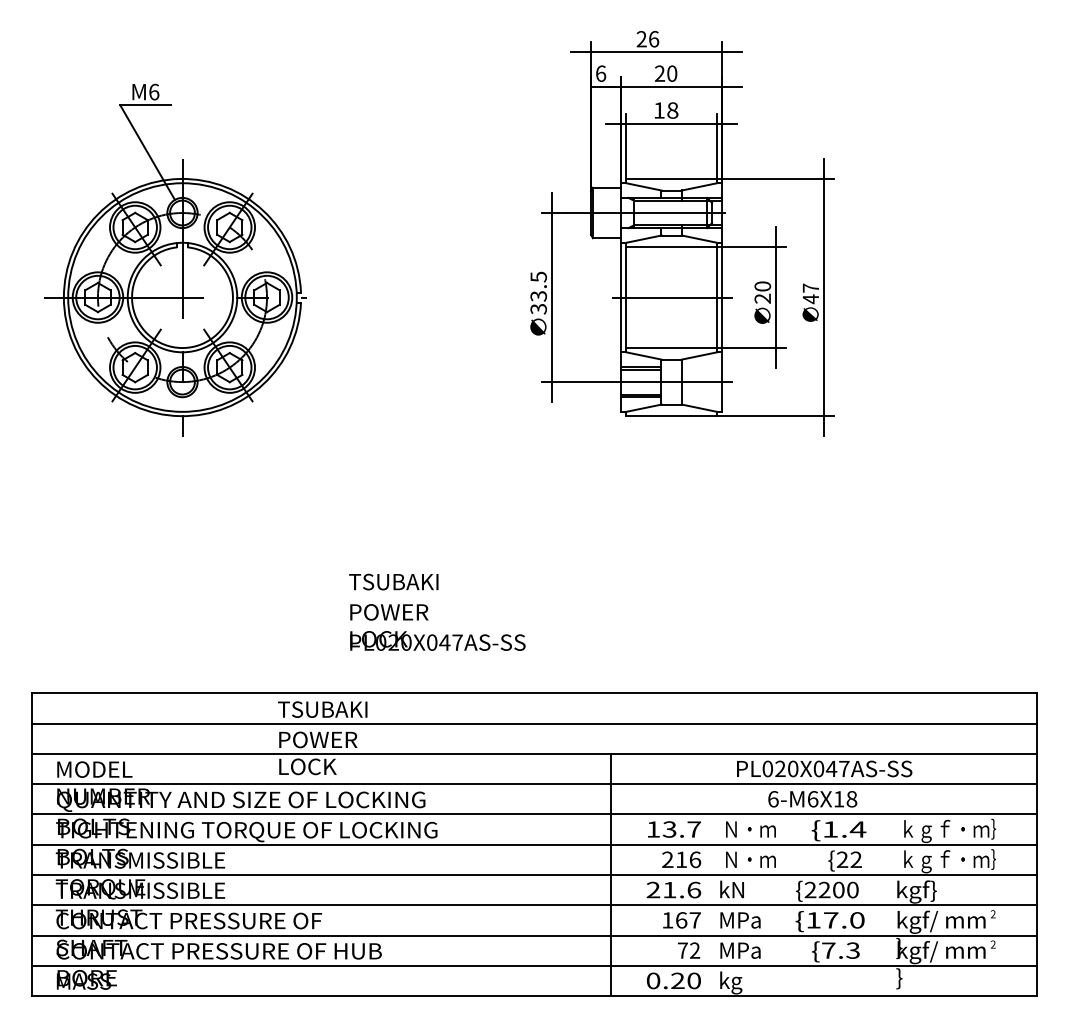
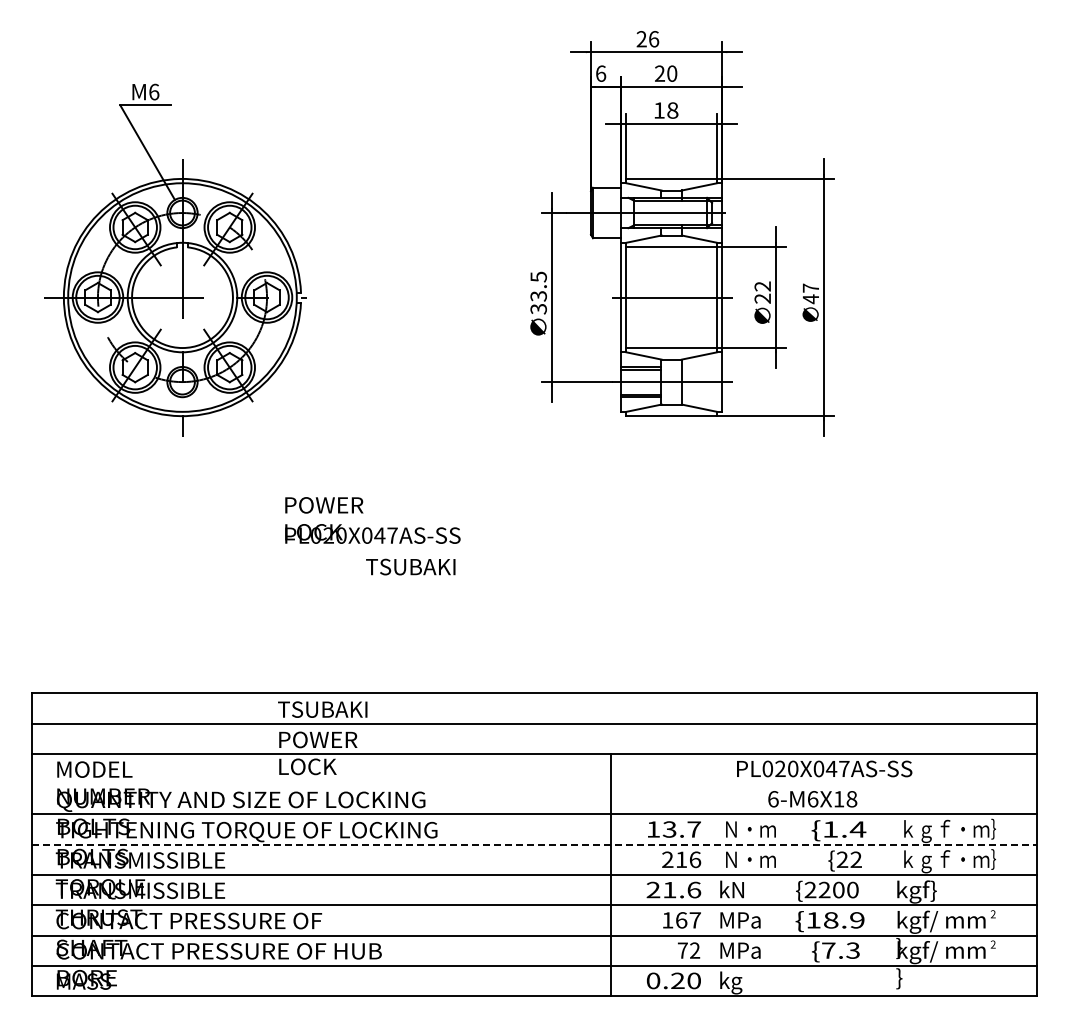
text: 20 -> 22 (762, 286)
text position: (393, 581) -> (410, 566) (410, 566)
text position: (437, 627) -> (372, 520) (372, 520)
line: present -> none (534, 784)
line: solid -> dashed (534, 844)
text: 17.0 -> 18.9 (844, 920)
